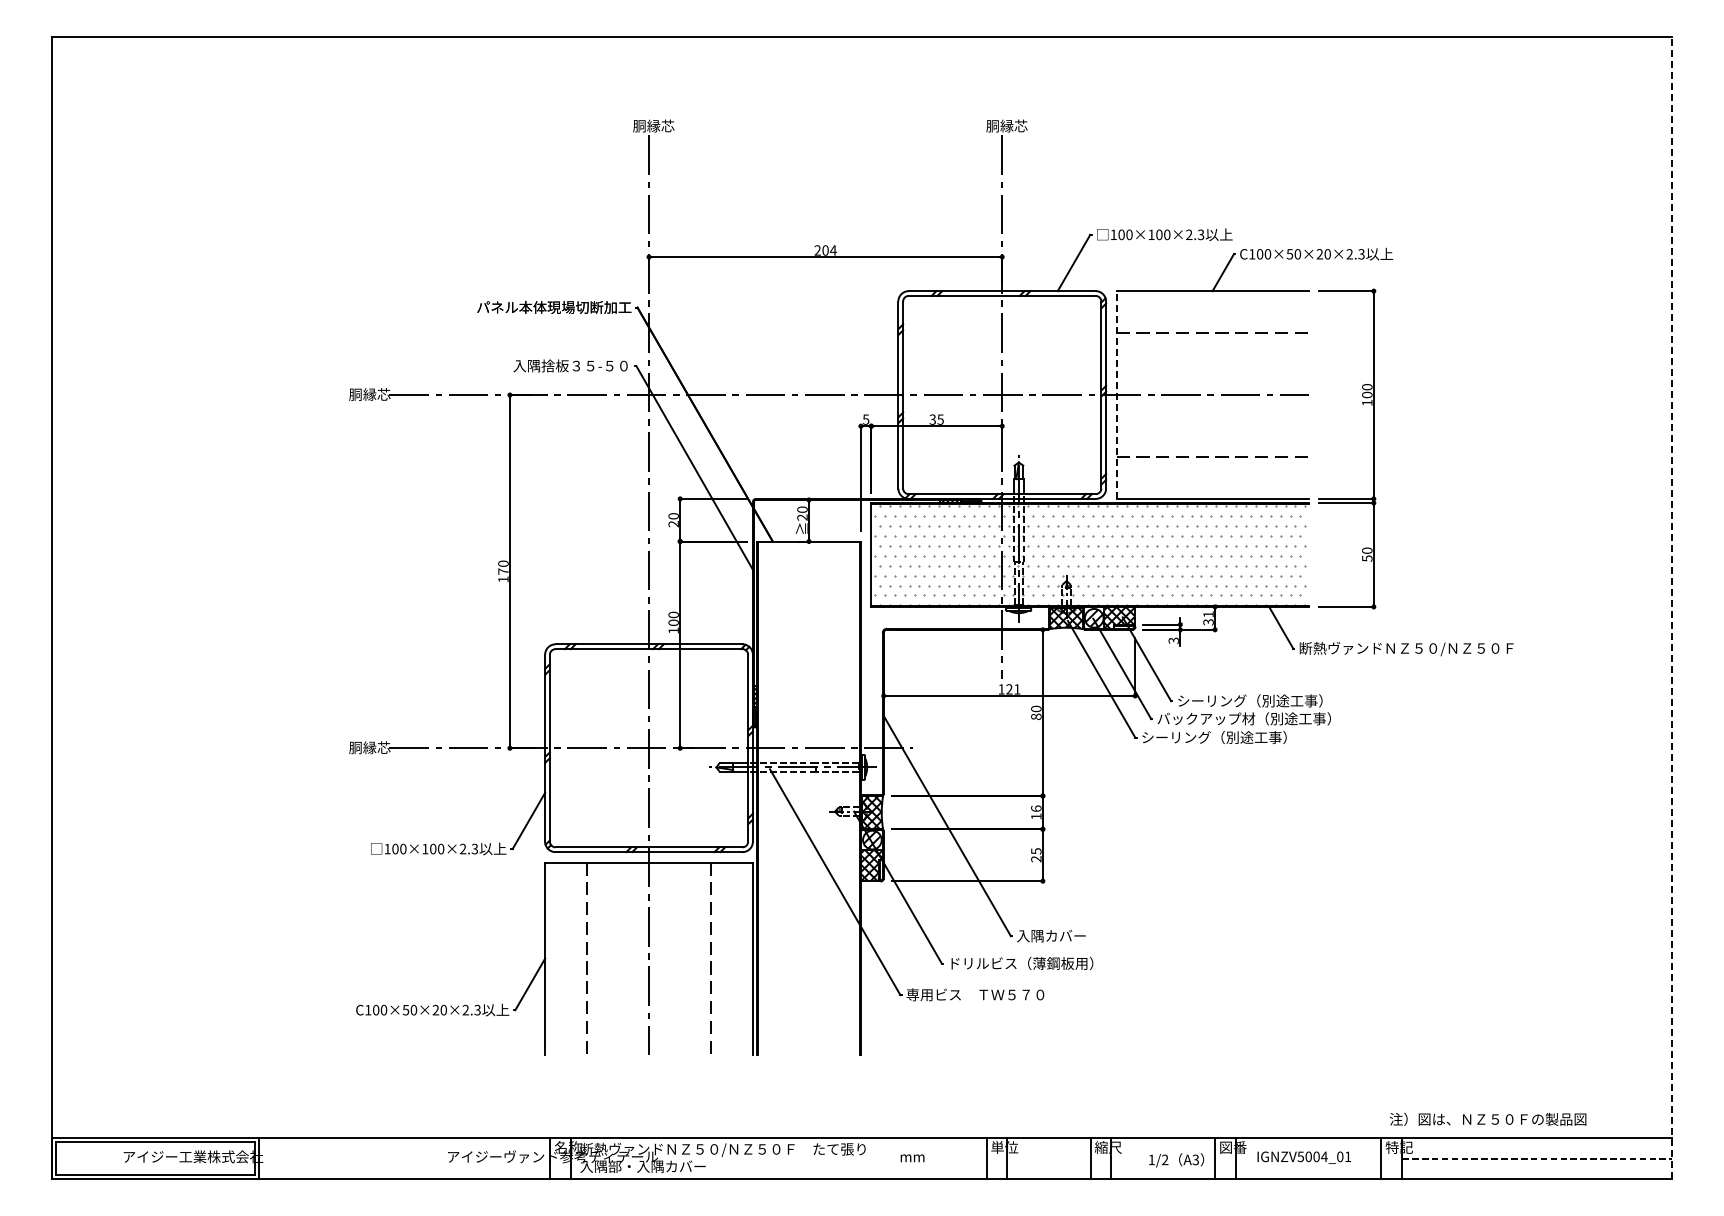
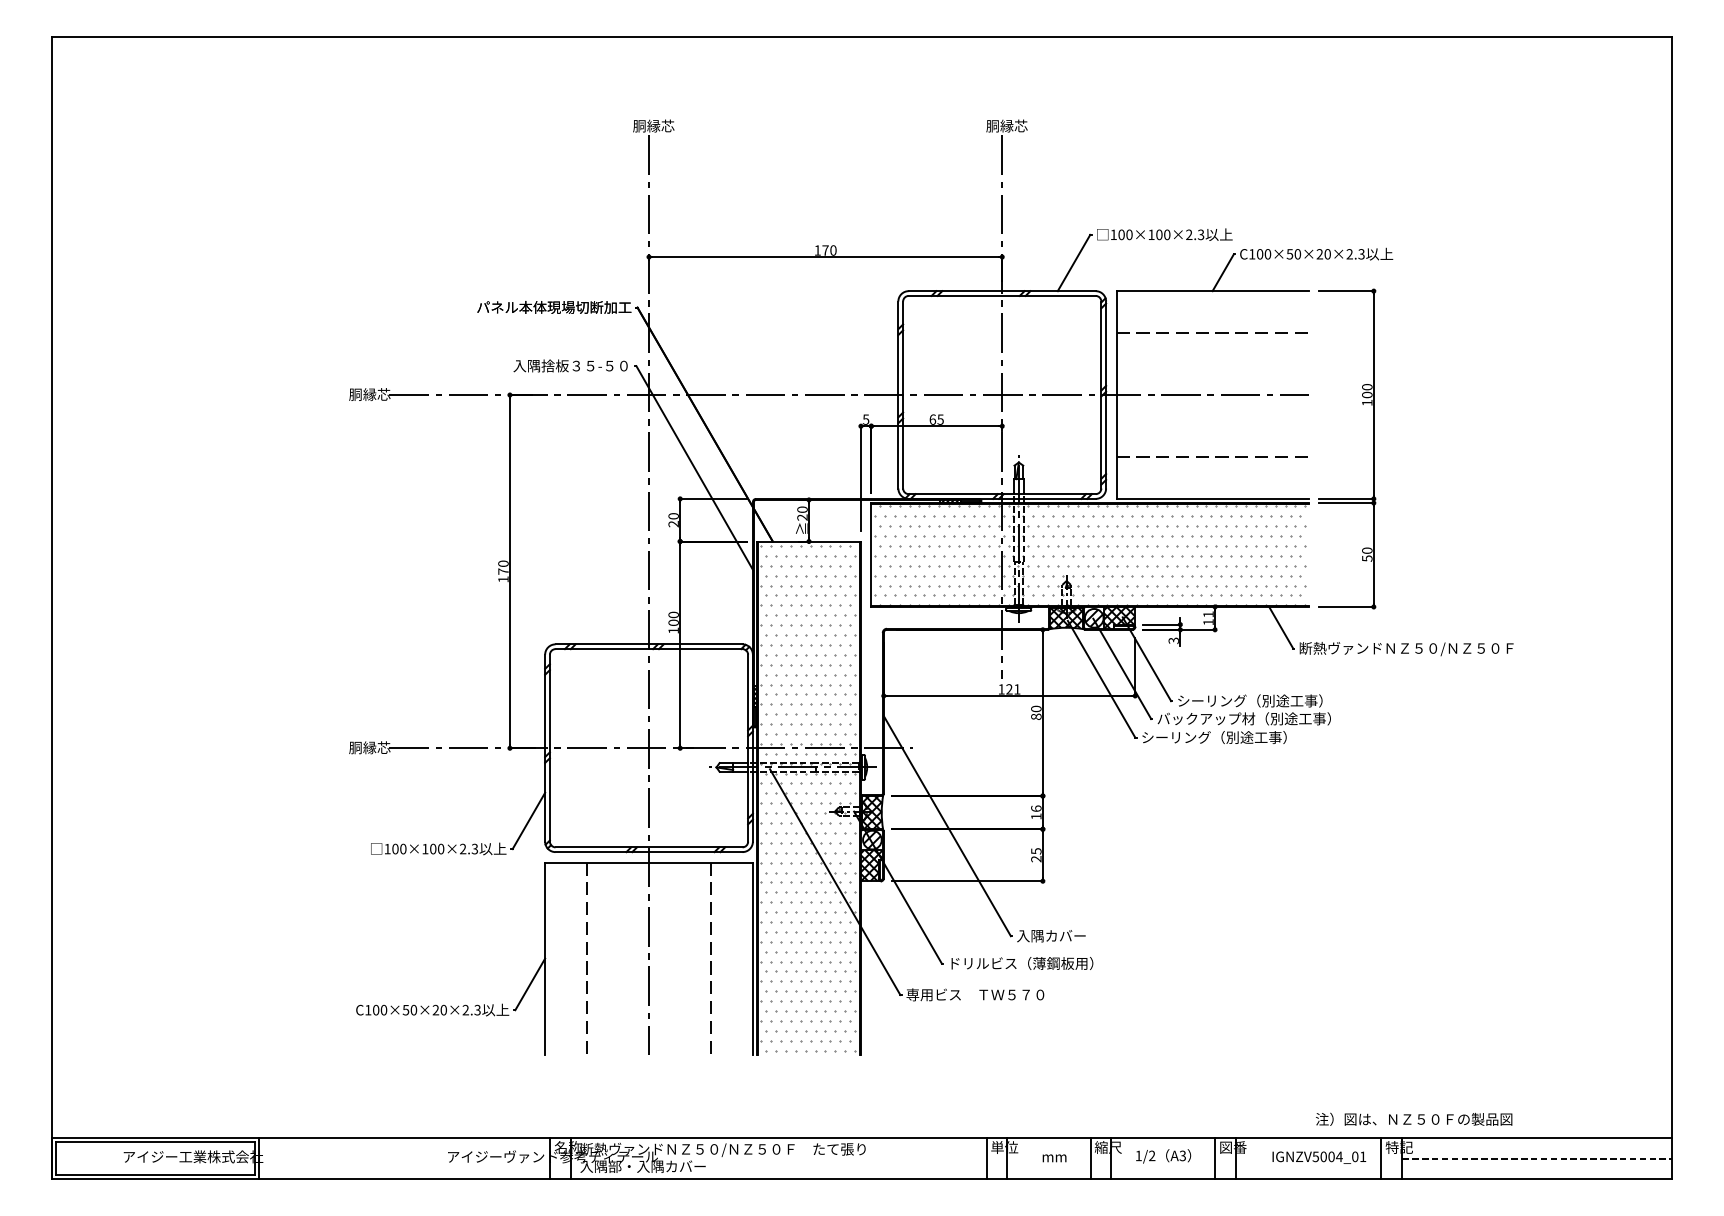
text: 204 -> 170 (825, 250)
line: dashed -> solid (1116, 395)
text: 35 -> 65 (932, 419)
line: dashed -> solid (1672, 607)
text: 31 -> 11 (1208, 622)
hatch: none -> present (808, 798)
text position: (1488, 1118) -> (1414, 1118) (1414, 1118)
text position: (1304, 1157) -> (1319, 1157) (1319, 1157)
text position: (912, 1158) -> (1054, 1158) (1054, 1158)
text position: (1176, 1160) -> (1163, 1156) (1163, 1156)
